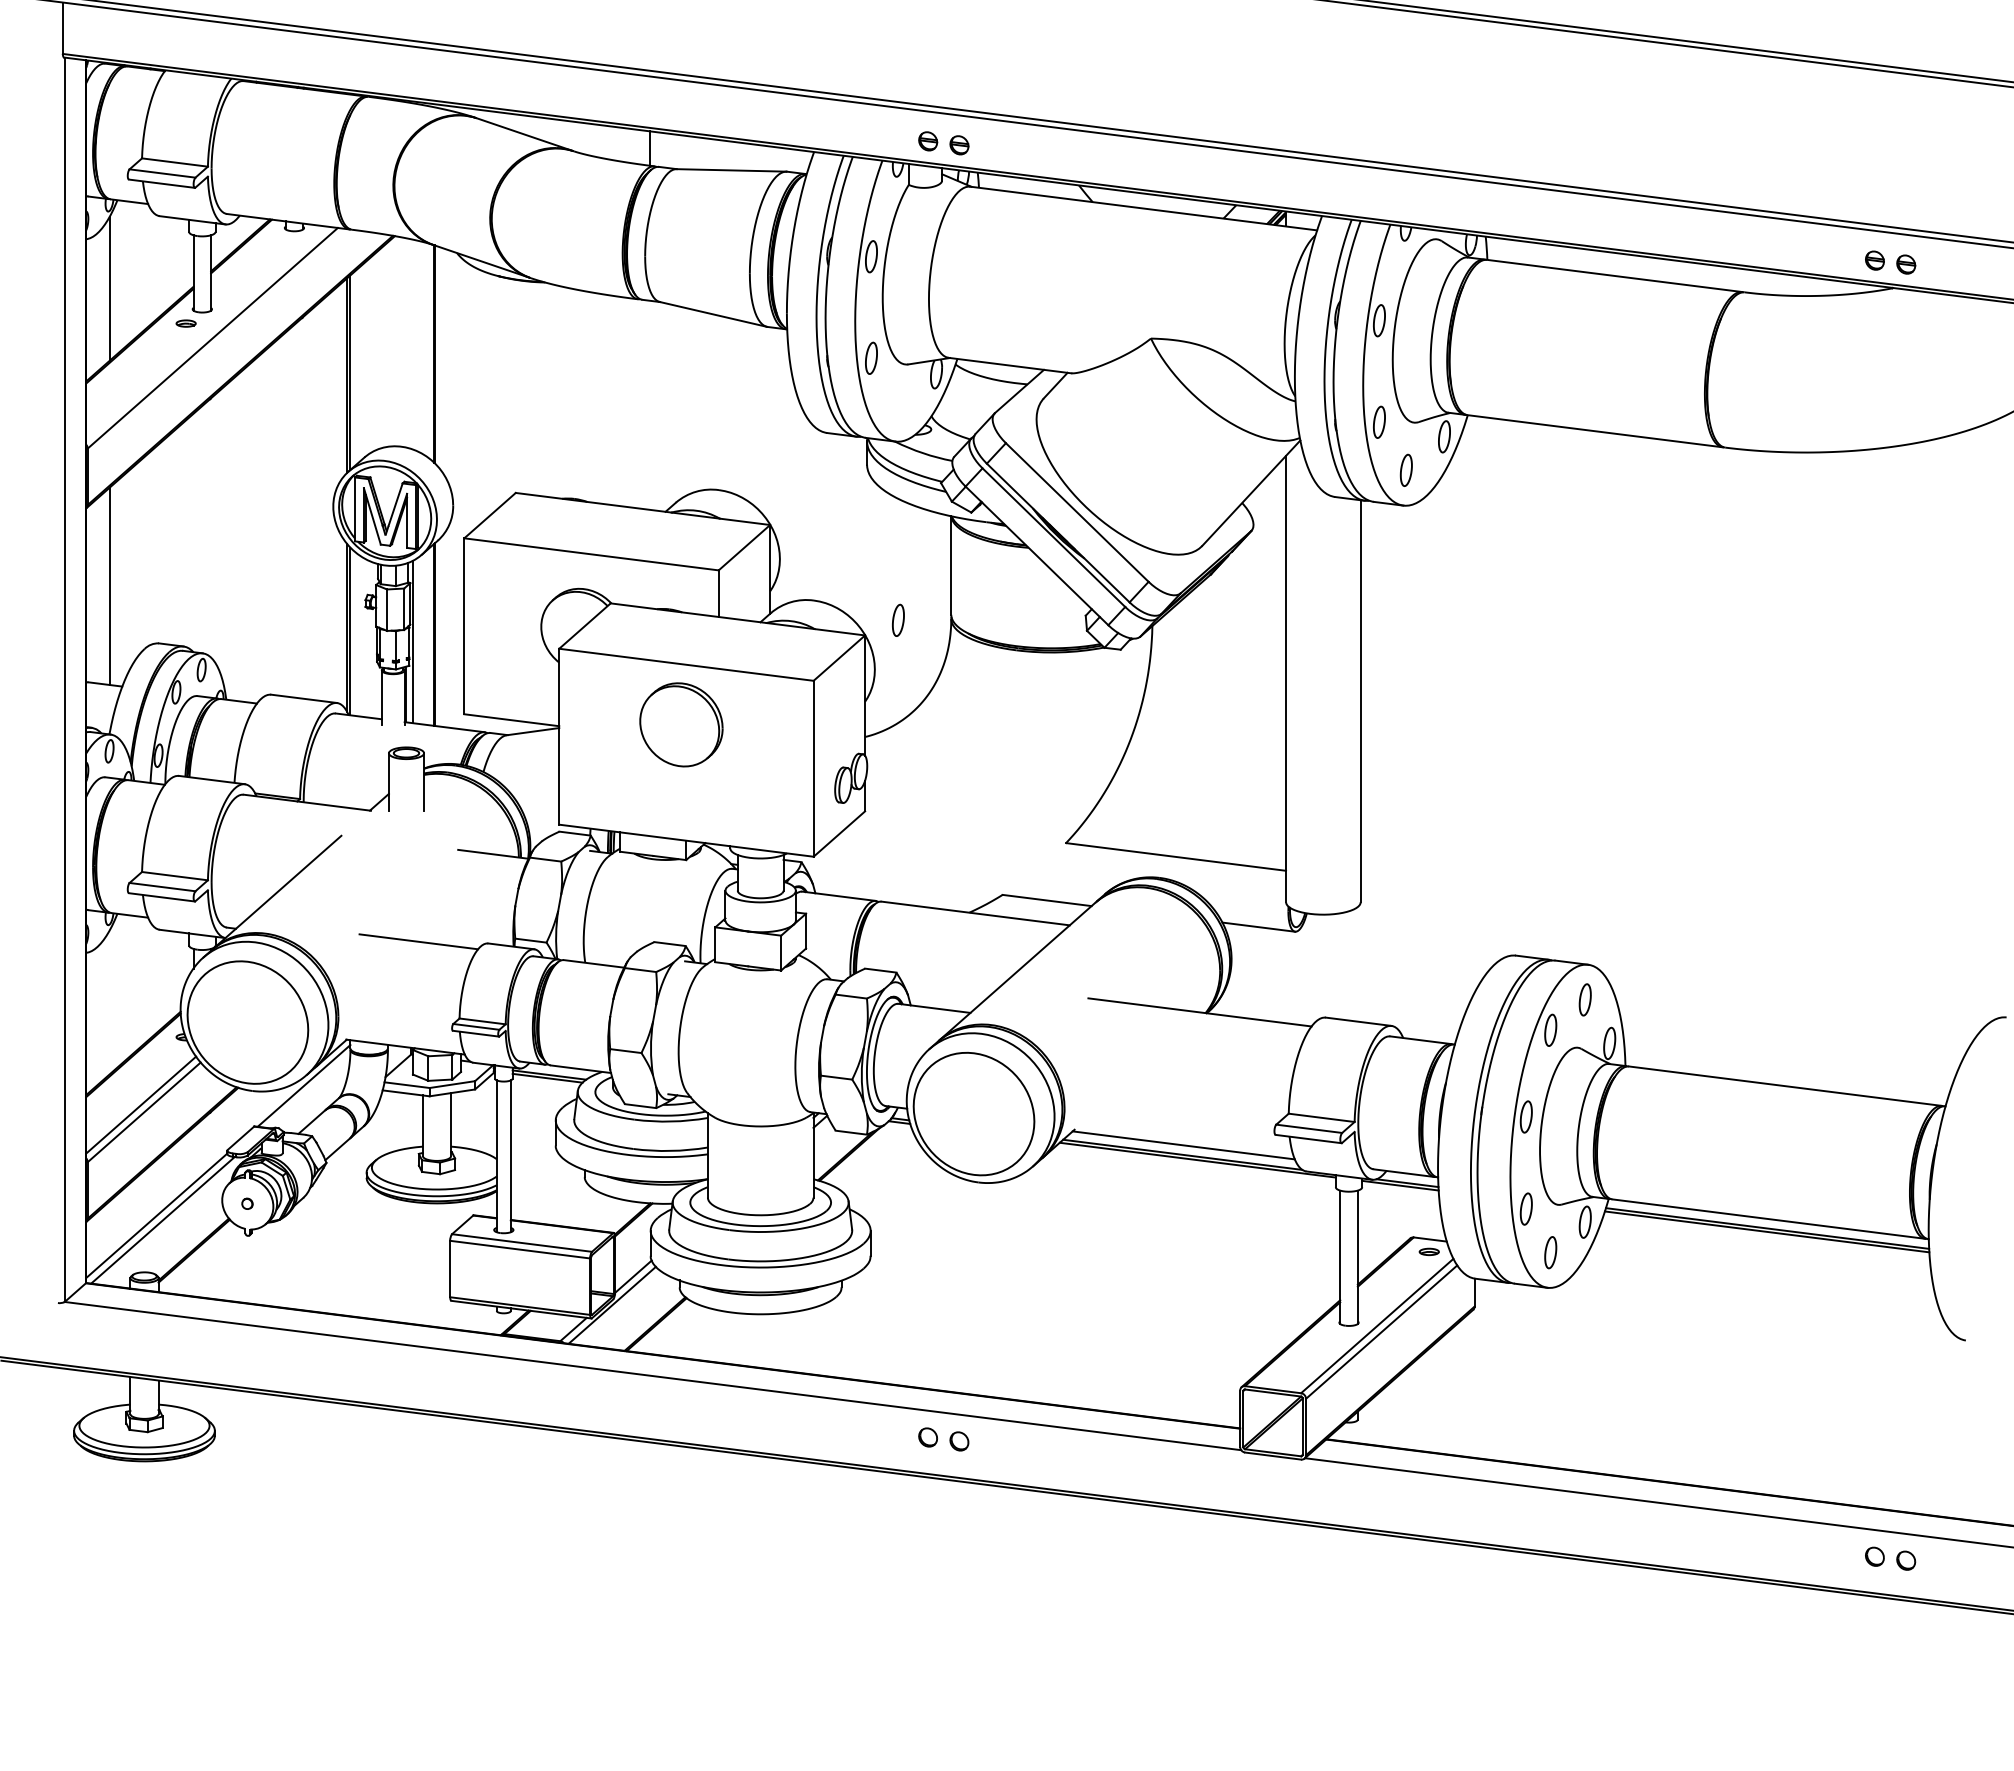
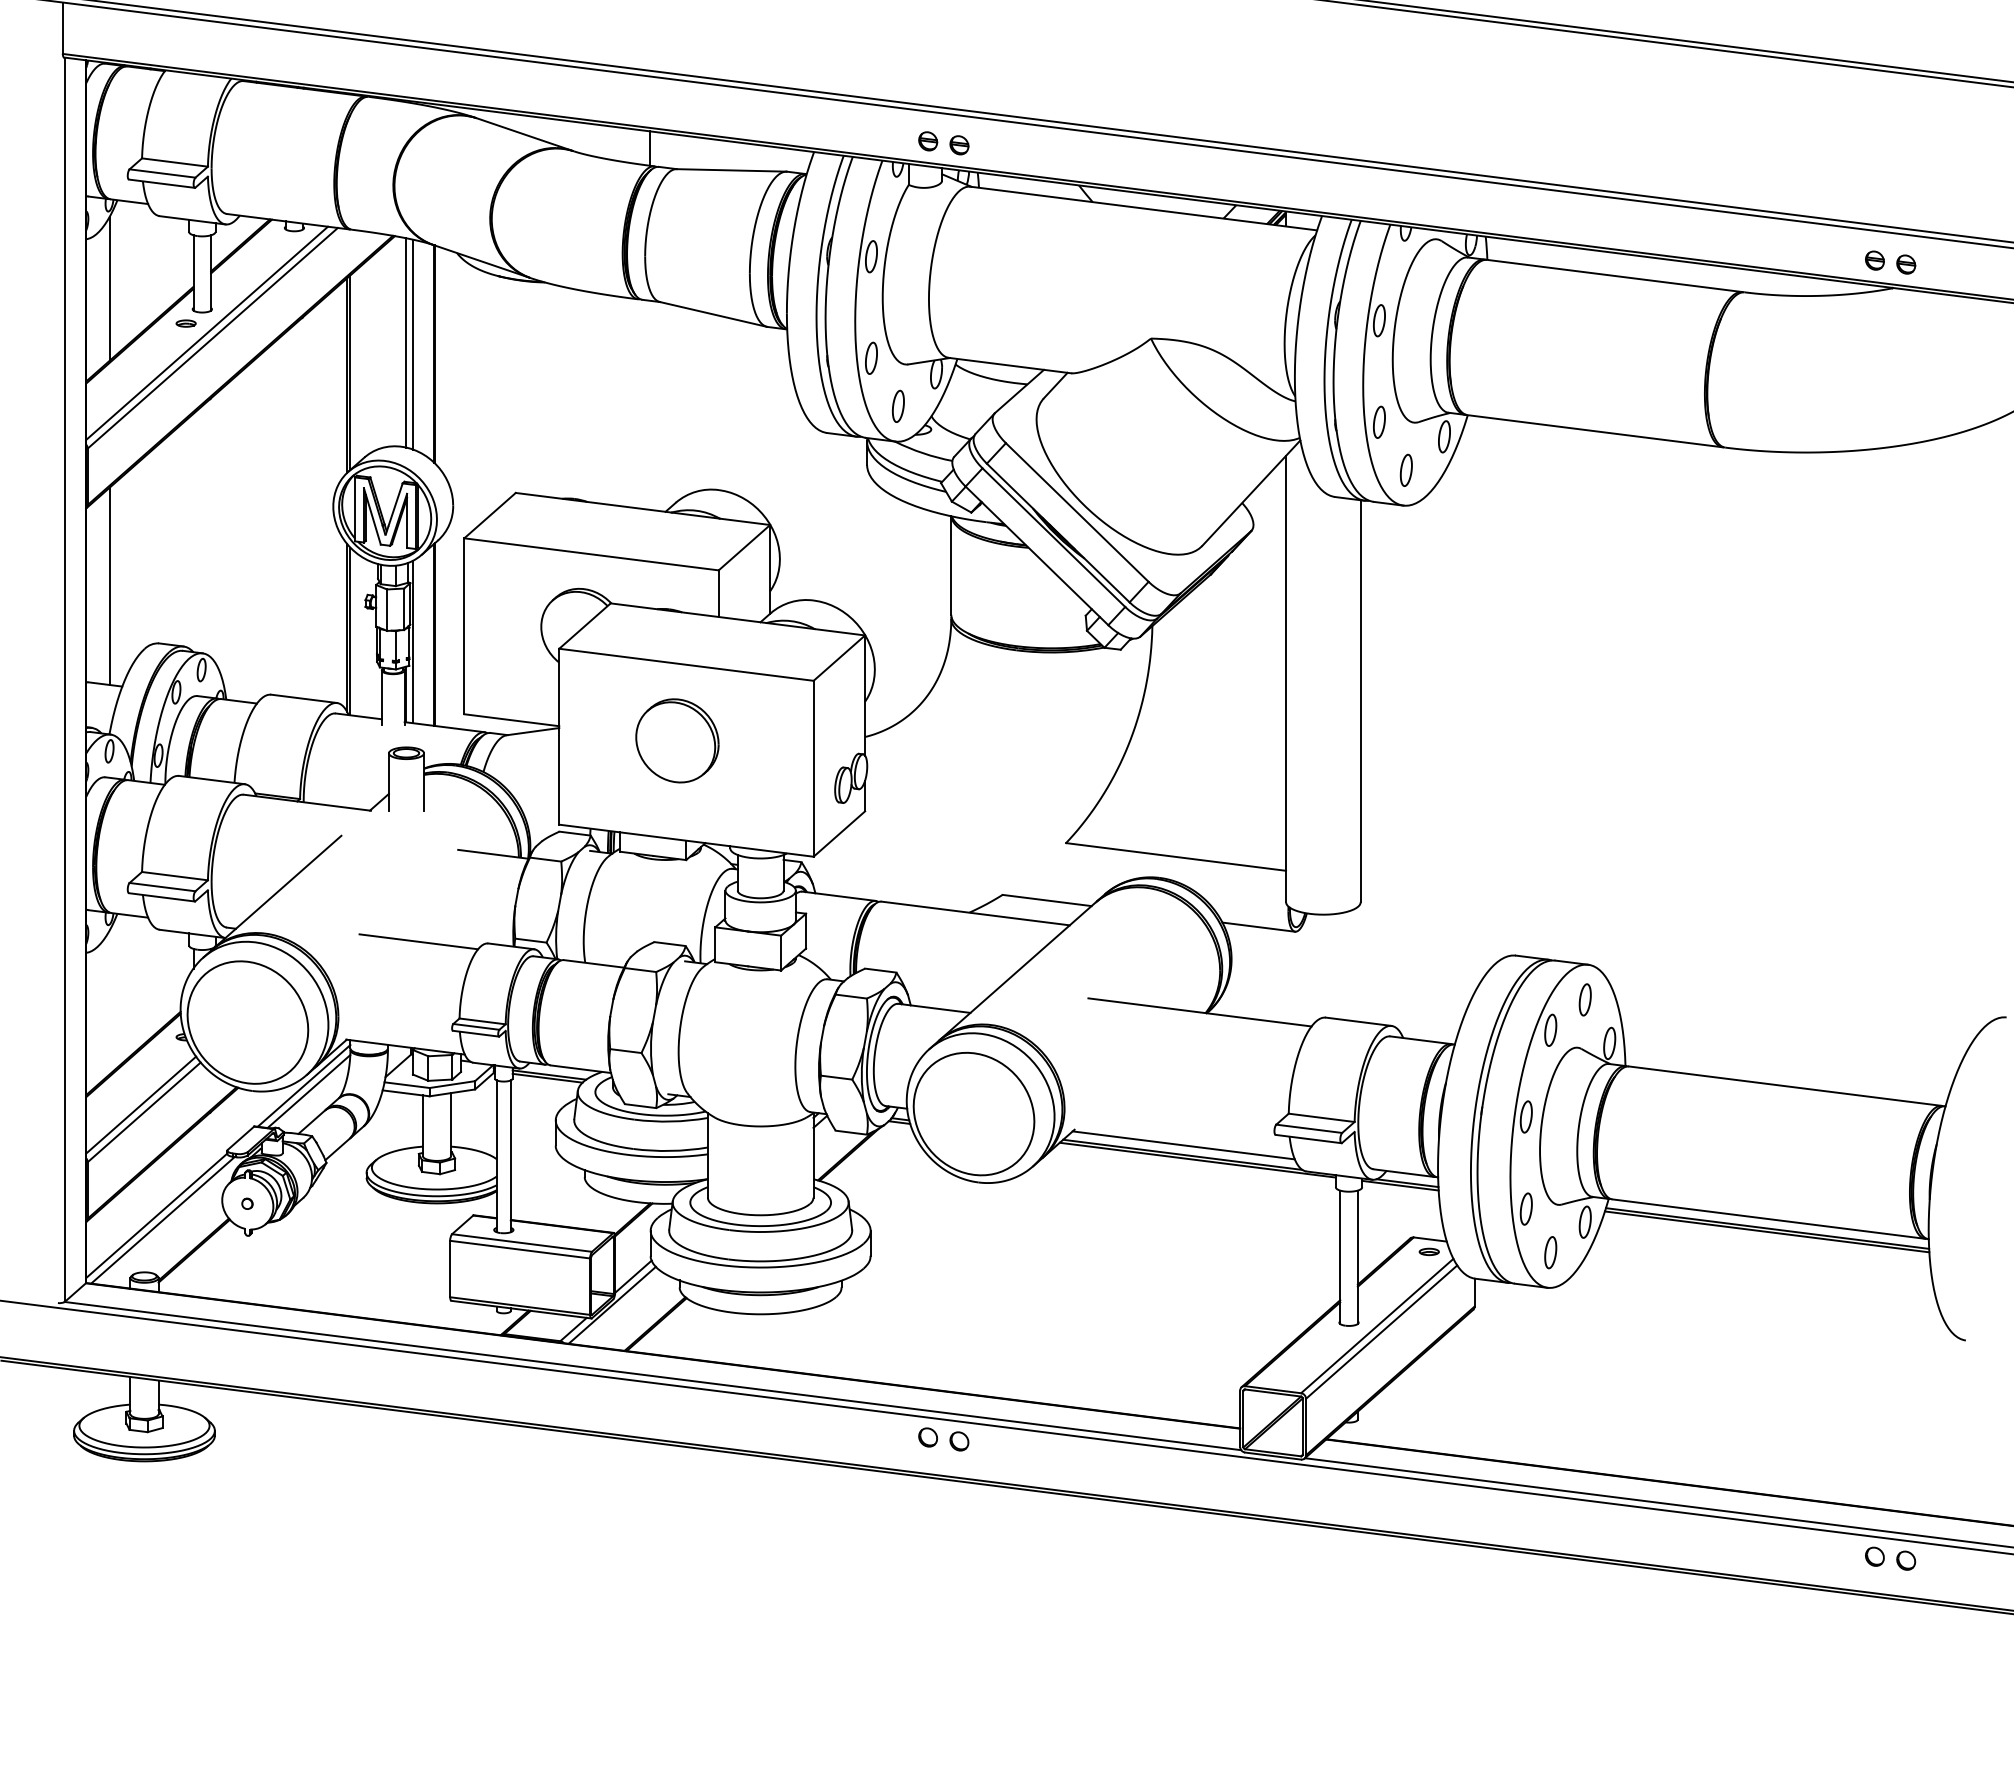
line: none -> present (207, 332)
line: none -> present (406, 342)
line: none -> present (413, 344)
part position: (898, 619) -> (898, 405) (898, 405)
part position: (681, 724) -> (677, 740) (677, 740)
line: none -> present (308, 1091)
line: none -> present (1006, 1427)
